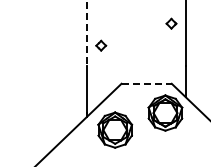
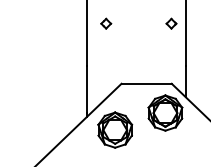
line: dashed -> solid (87, 33)
part position: (101, 45) -> (106, 23) (106, 23)
line: dashed -> solid (147, 83)
